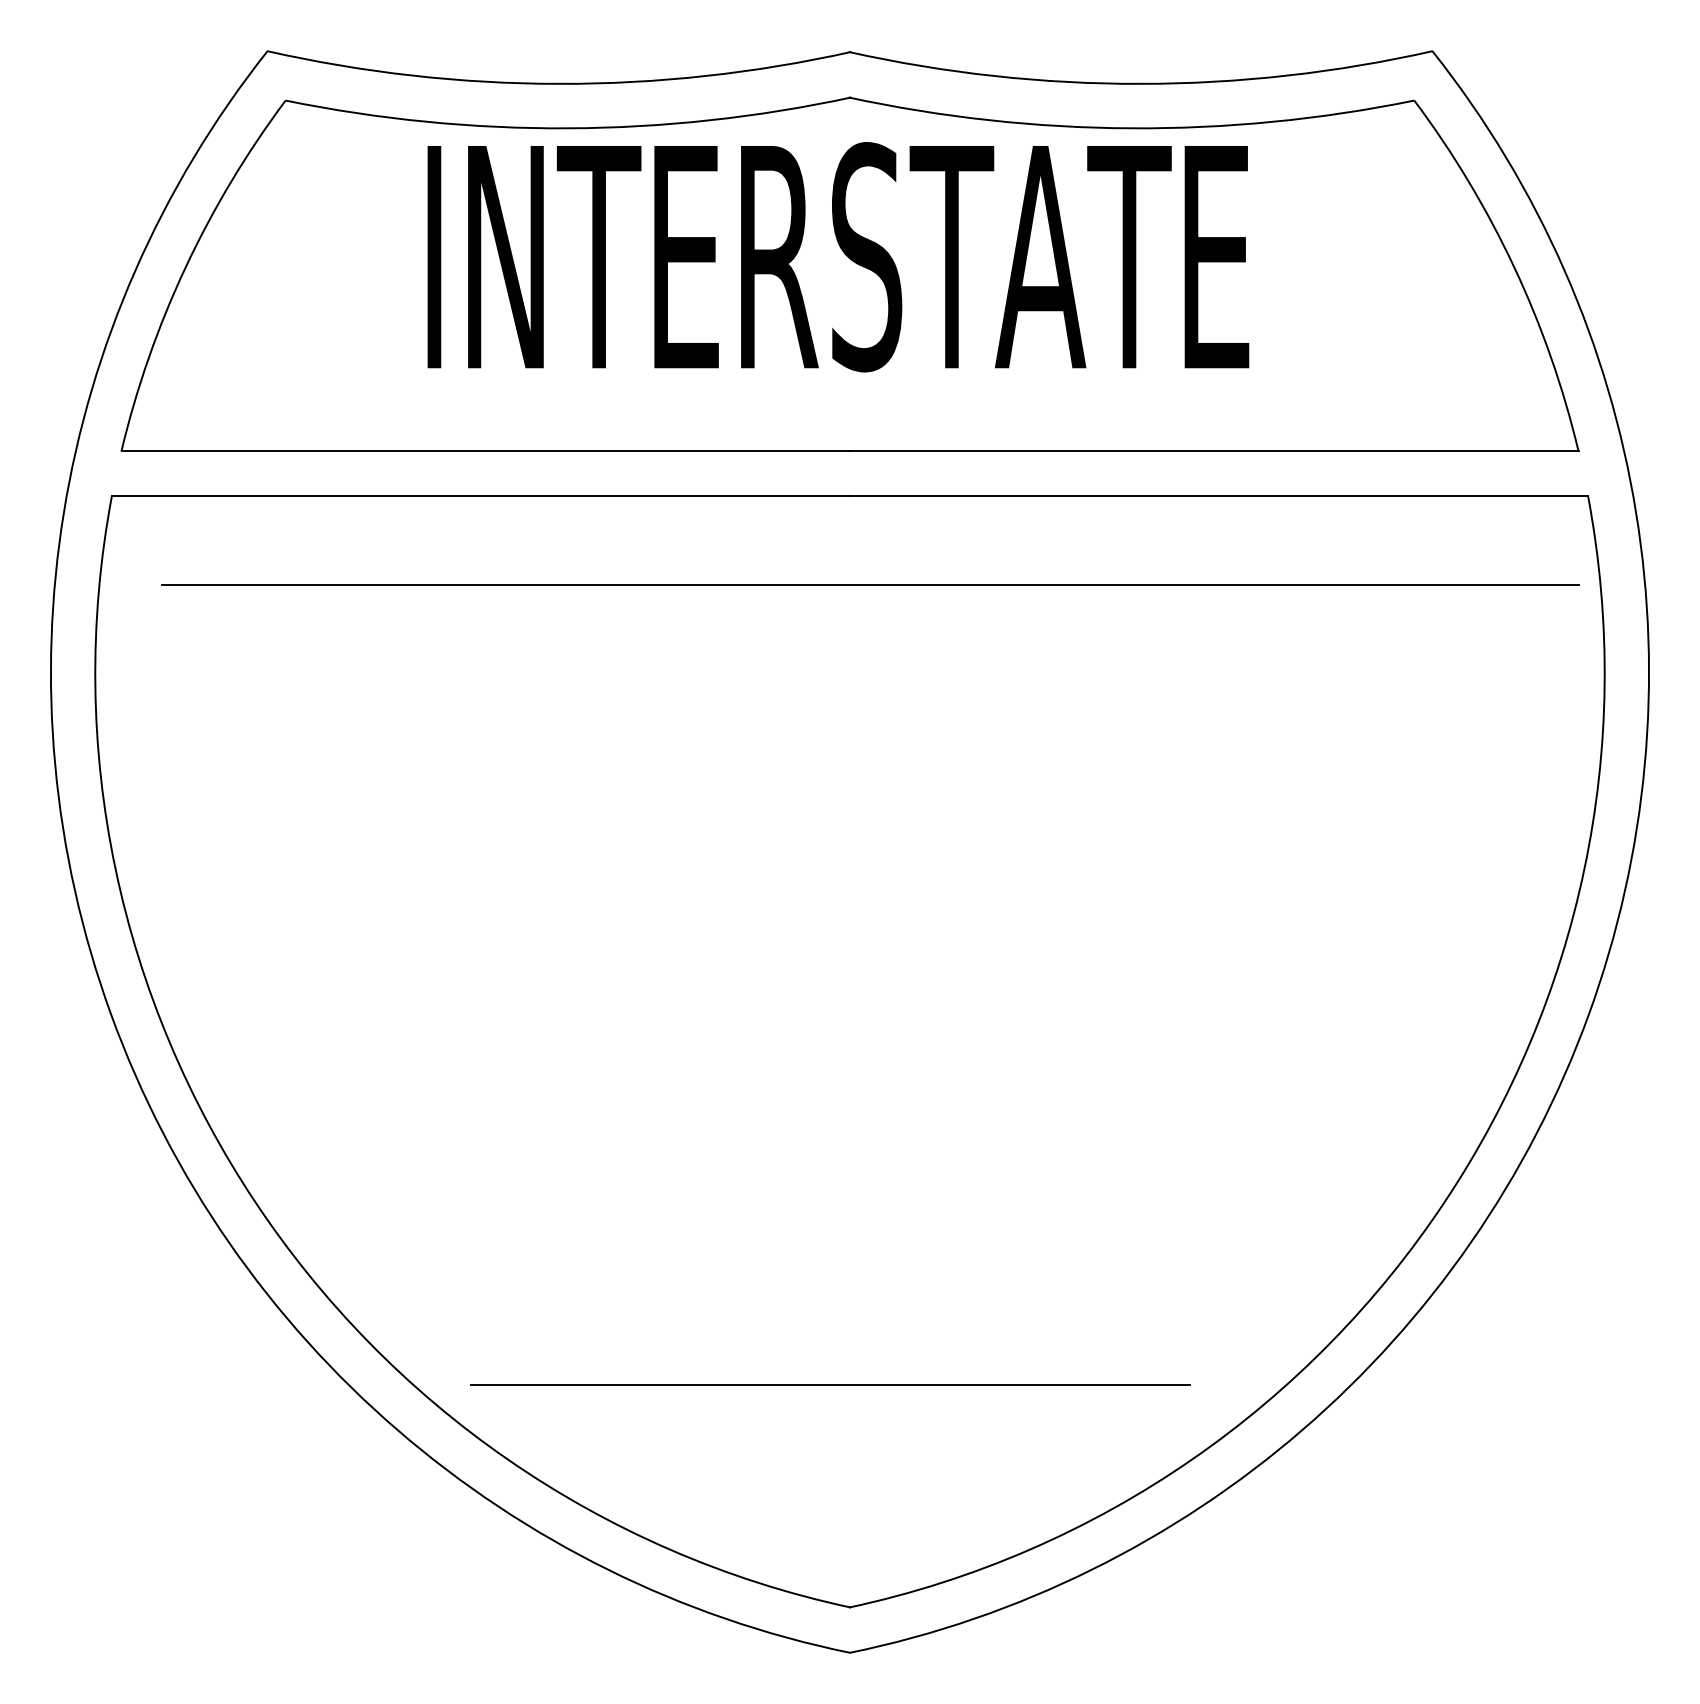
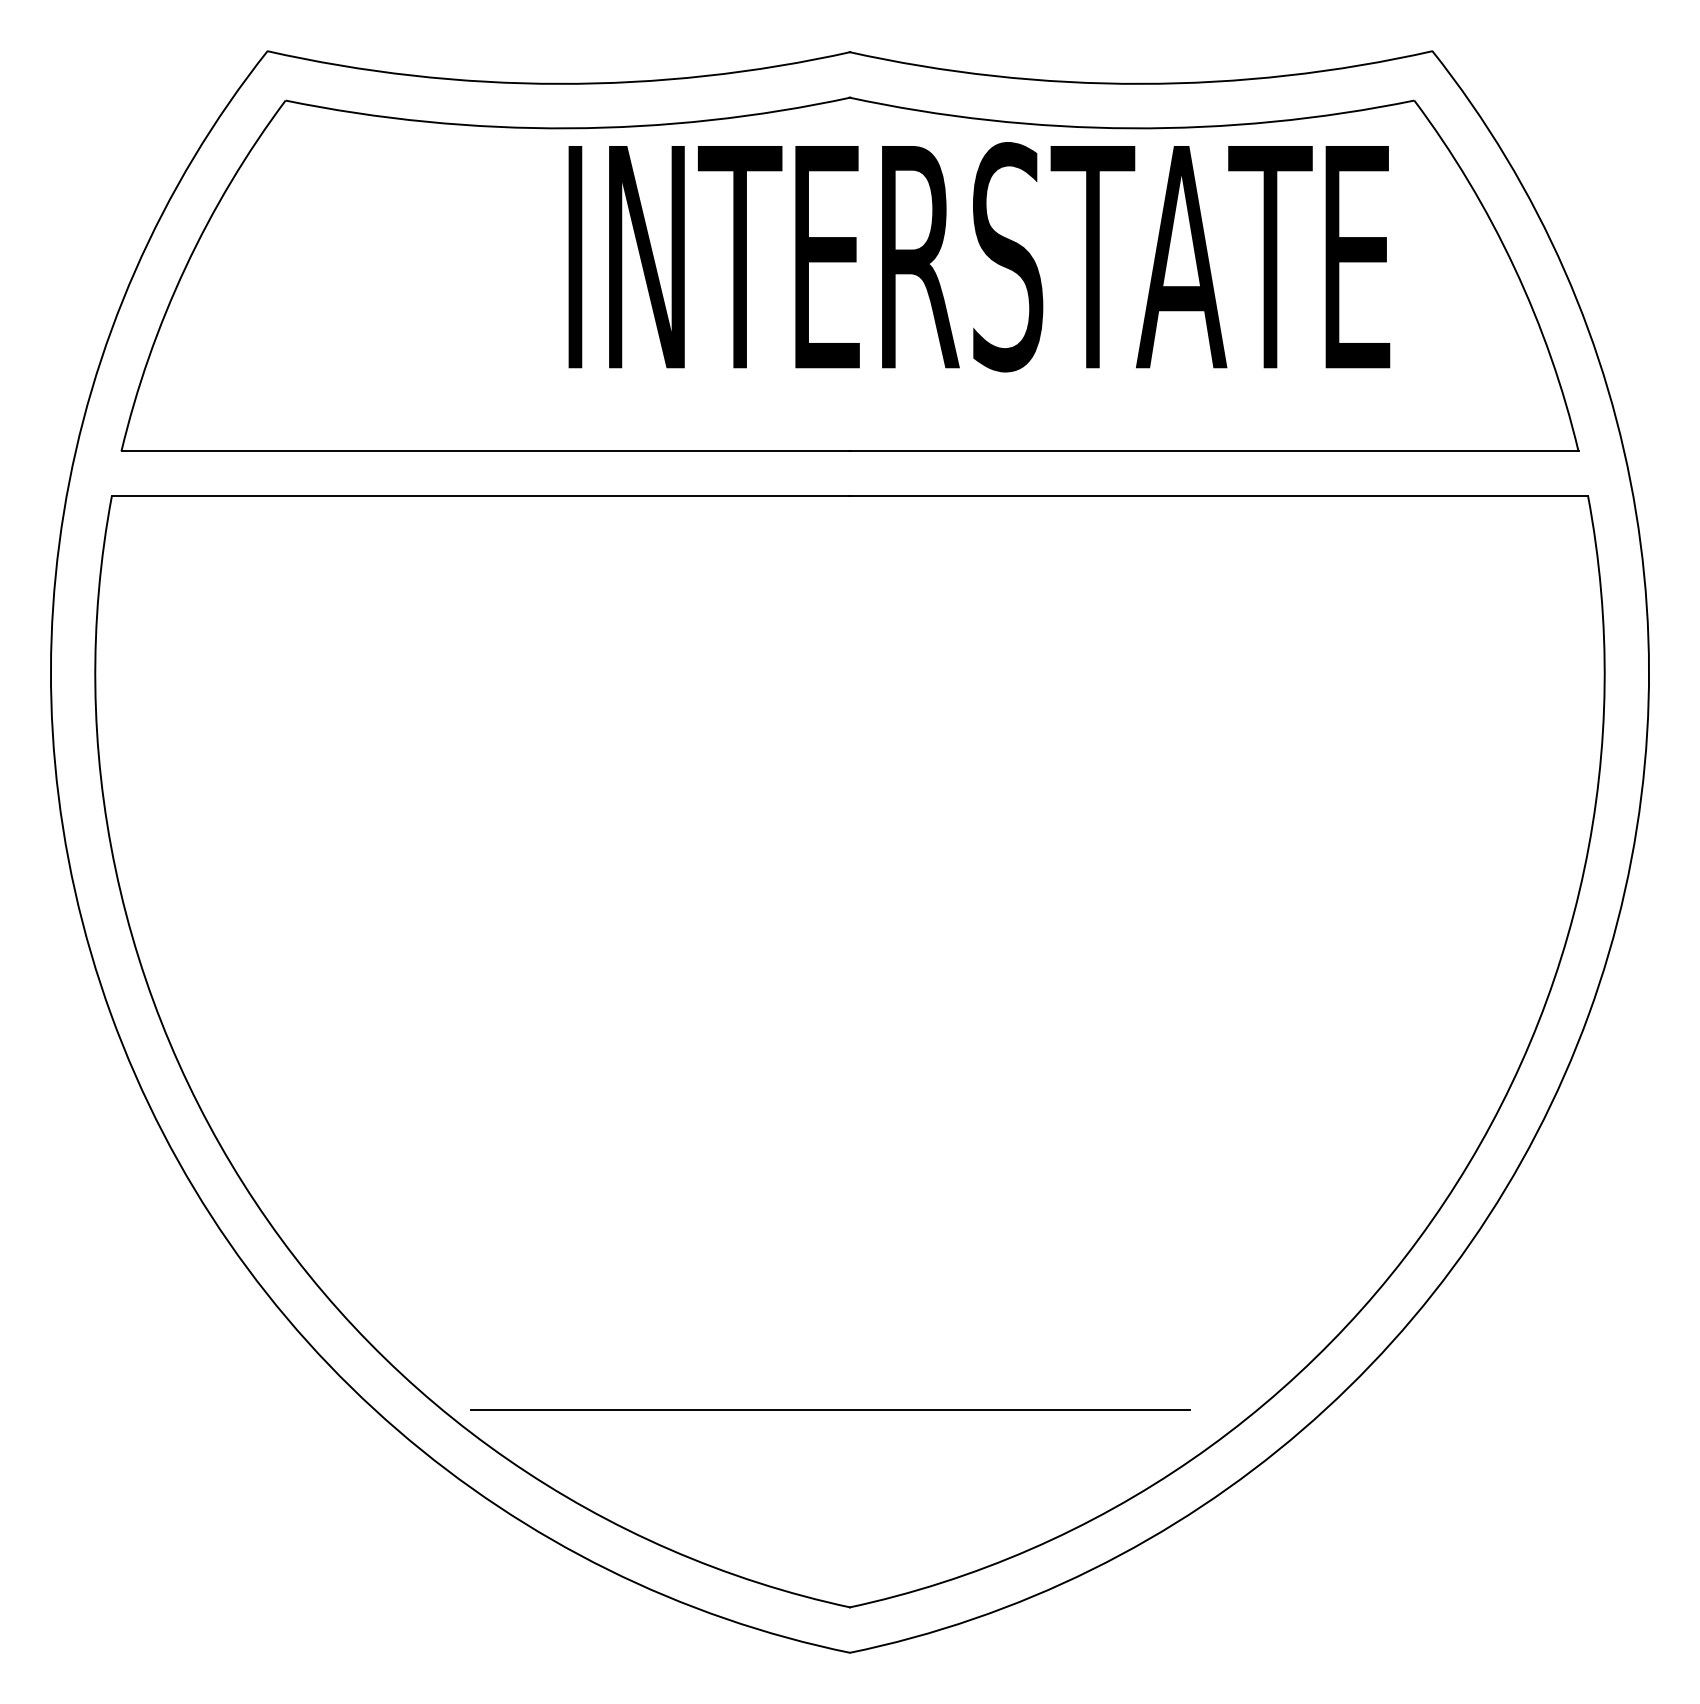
text position: (838, 257) -> (979, 257) (979, 257)
line: present -> none (870, 584)
line position: (830, 1384) -> (830, 1409) (830, 1409)
